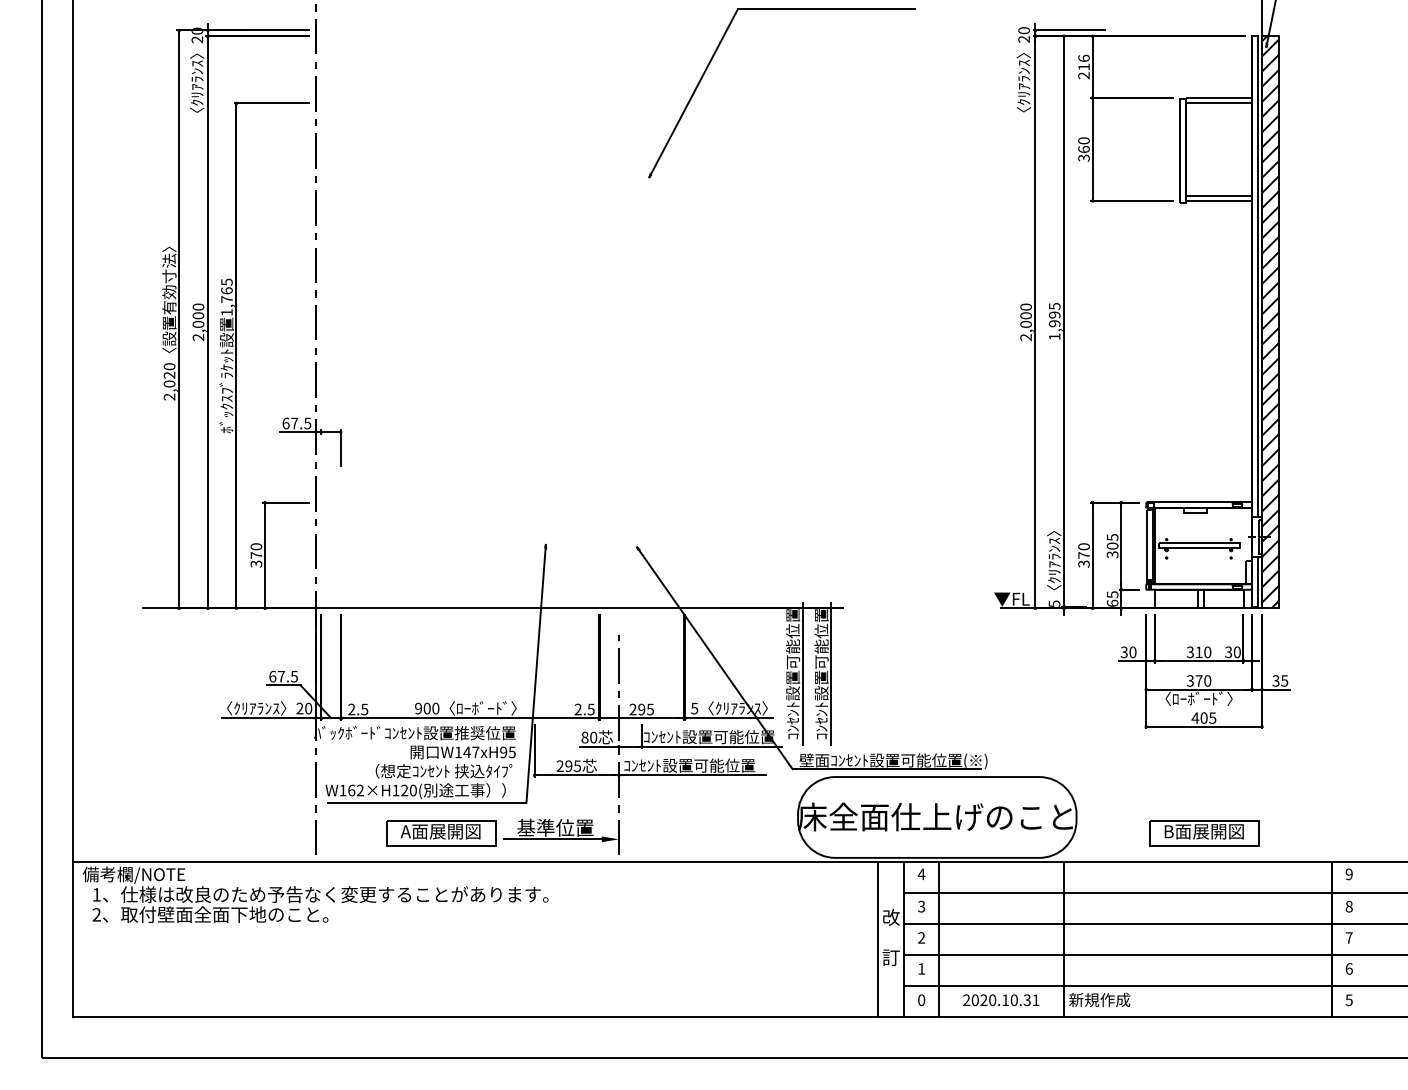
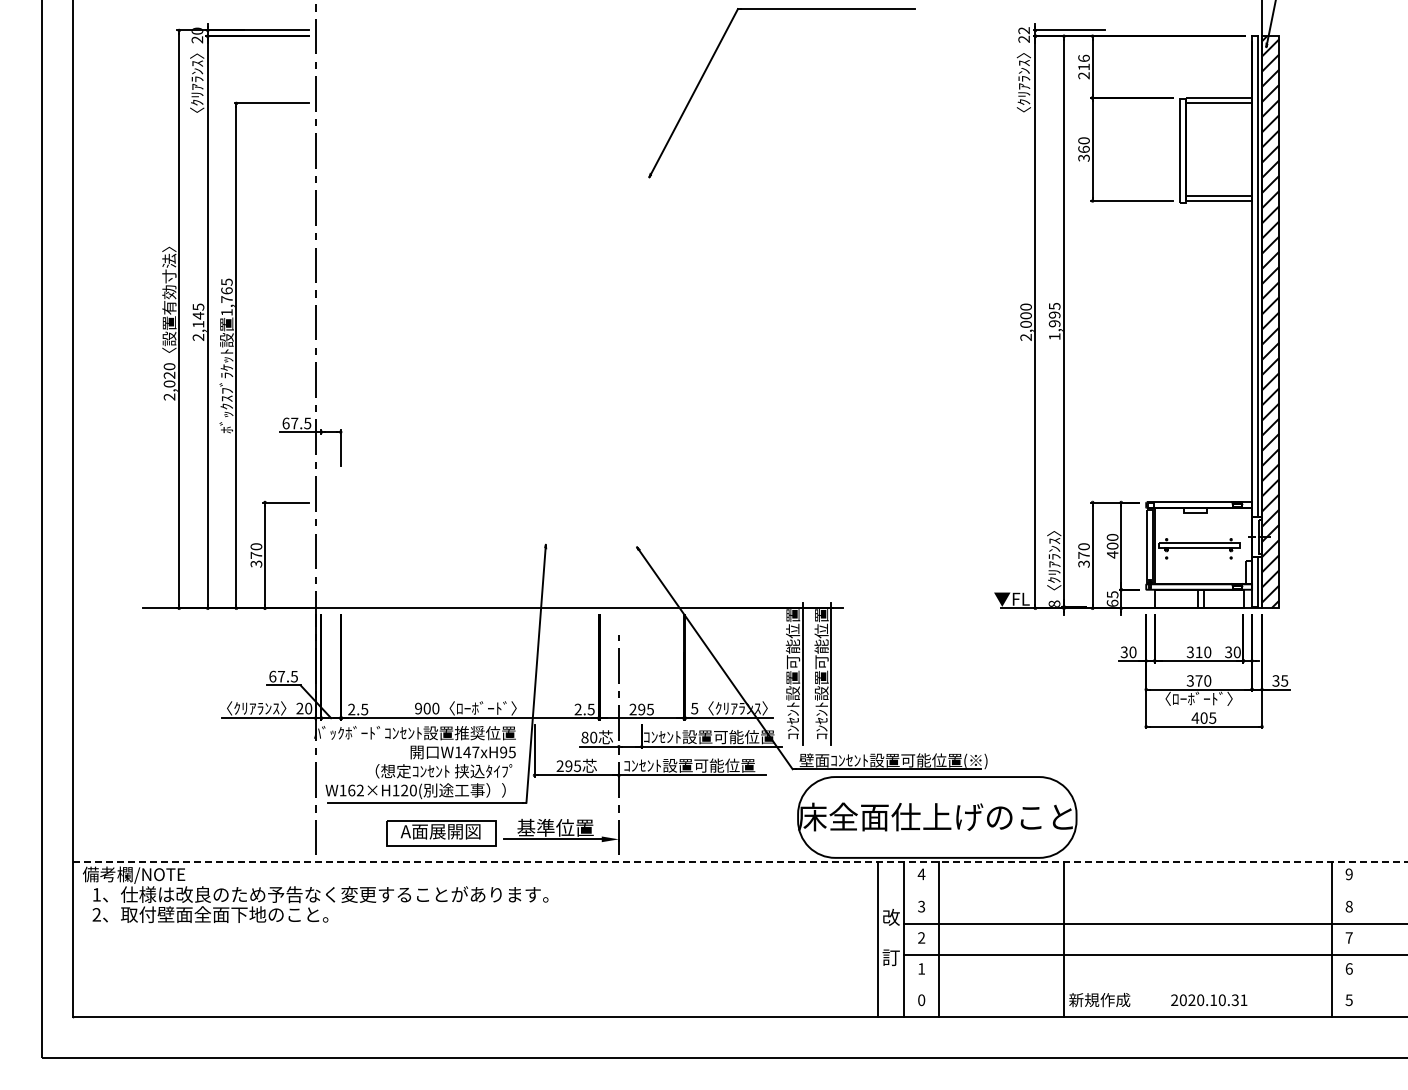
text: 20 -> 22 (1023, 30)
text: 2,000 -> 2,145 (198, 315)
text: 305 -> 400 (1112, 546)
text: 5 -> 8 (1054, 603)
part: present -> none (1204, 833)
line: solid -> dashed (740, 861)
line: present -> none (1154, 892)
line: present -> none (1154, 986)
text position: (1001, 1000) -> (1209, 1000) (1209, 1000)
